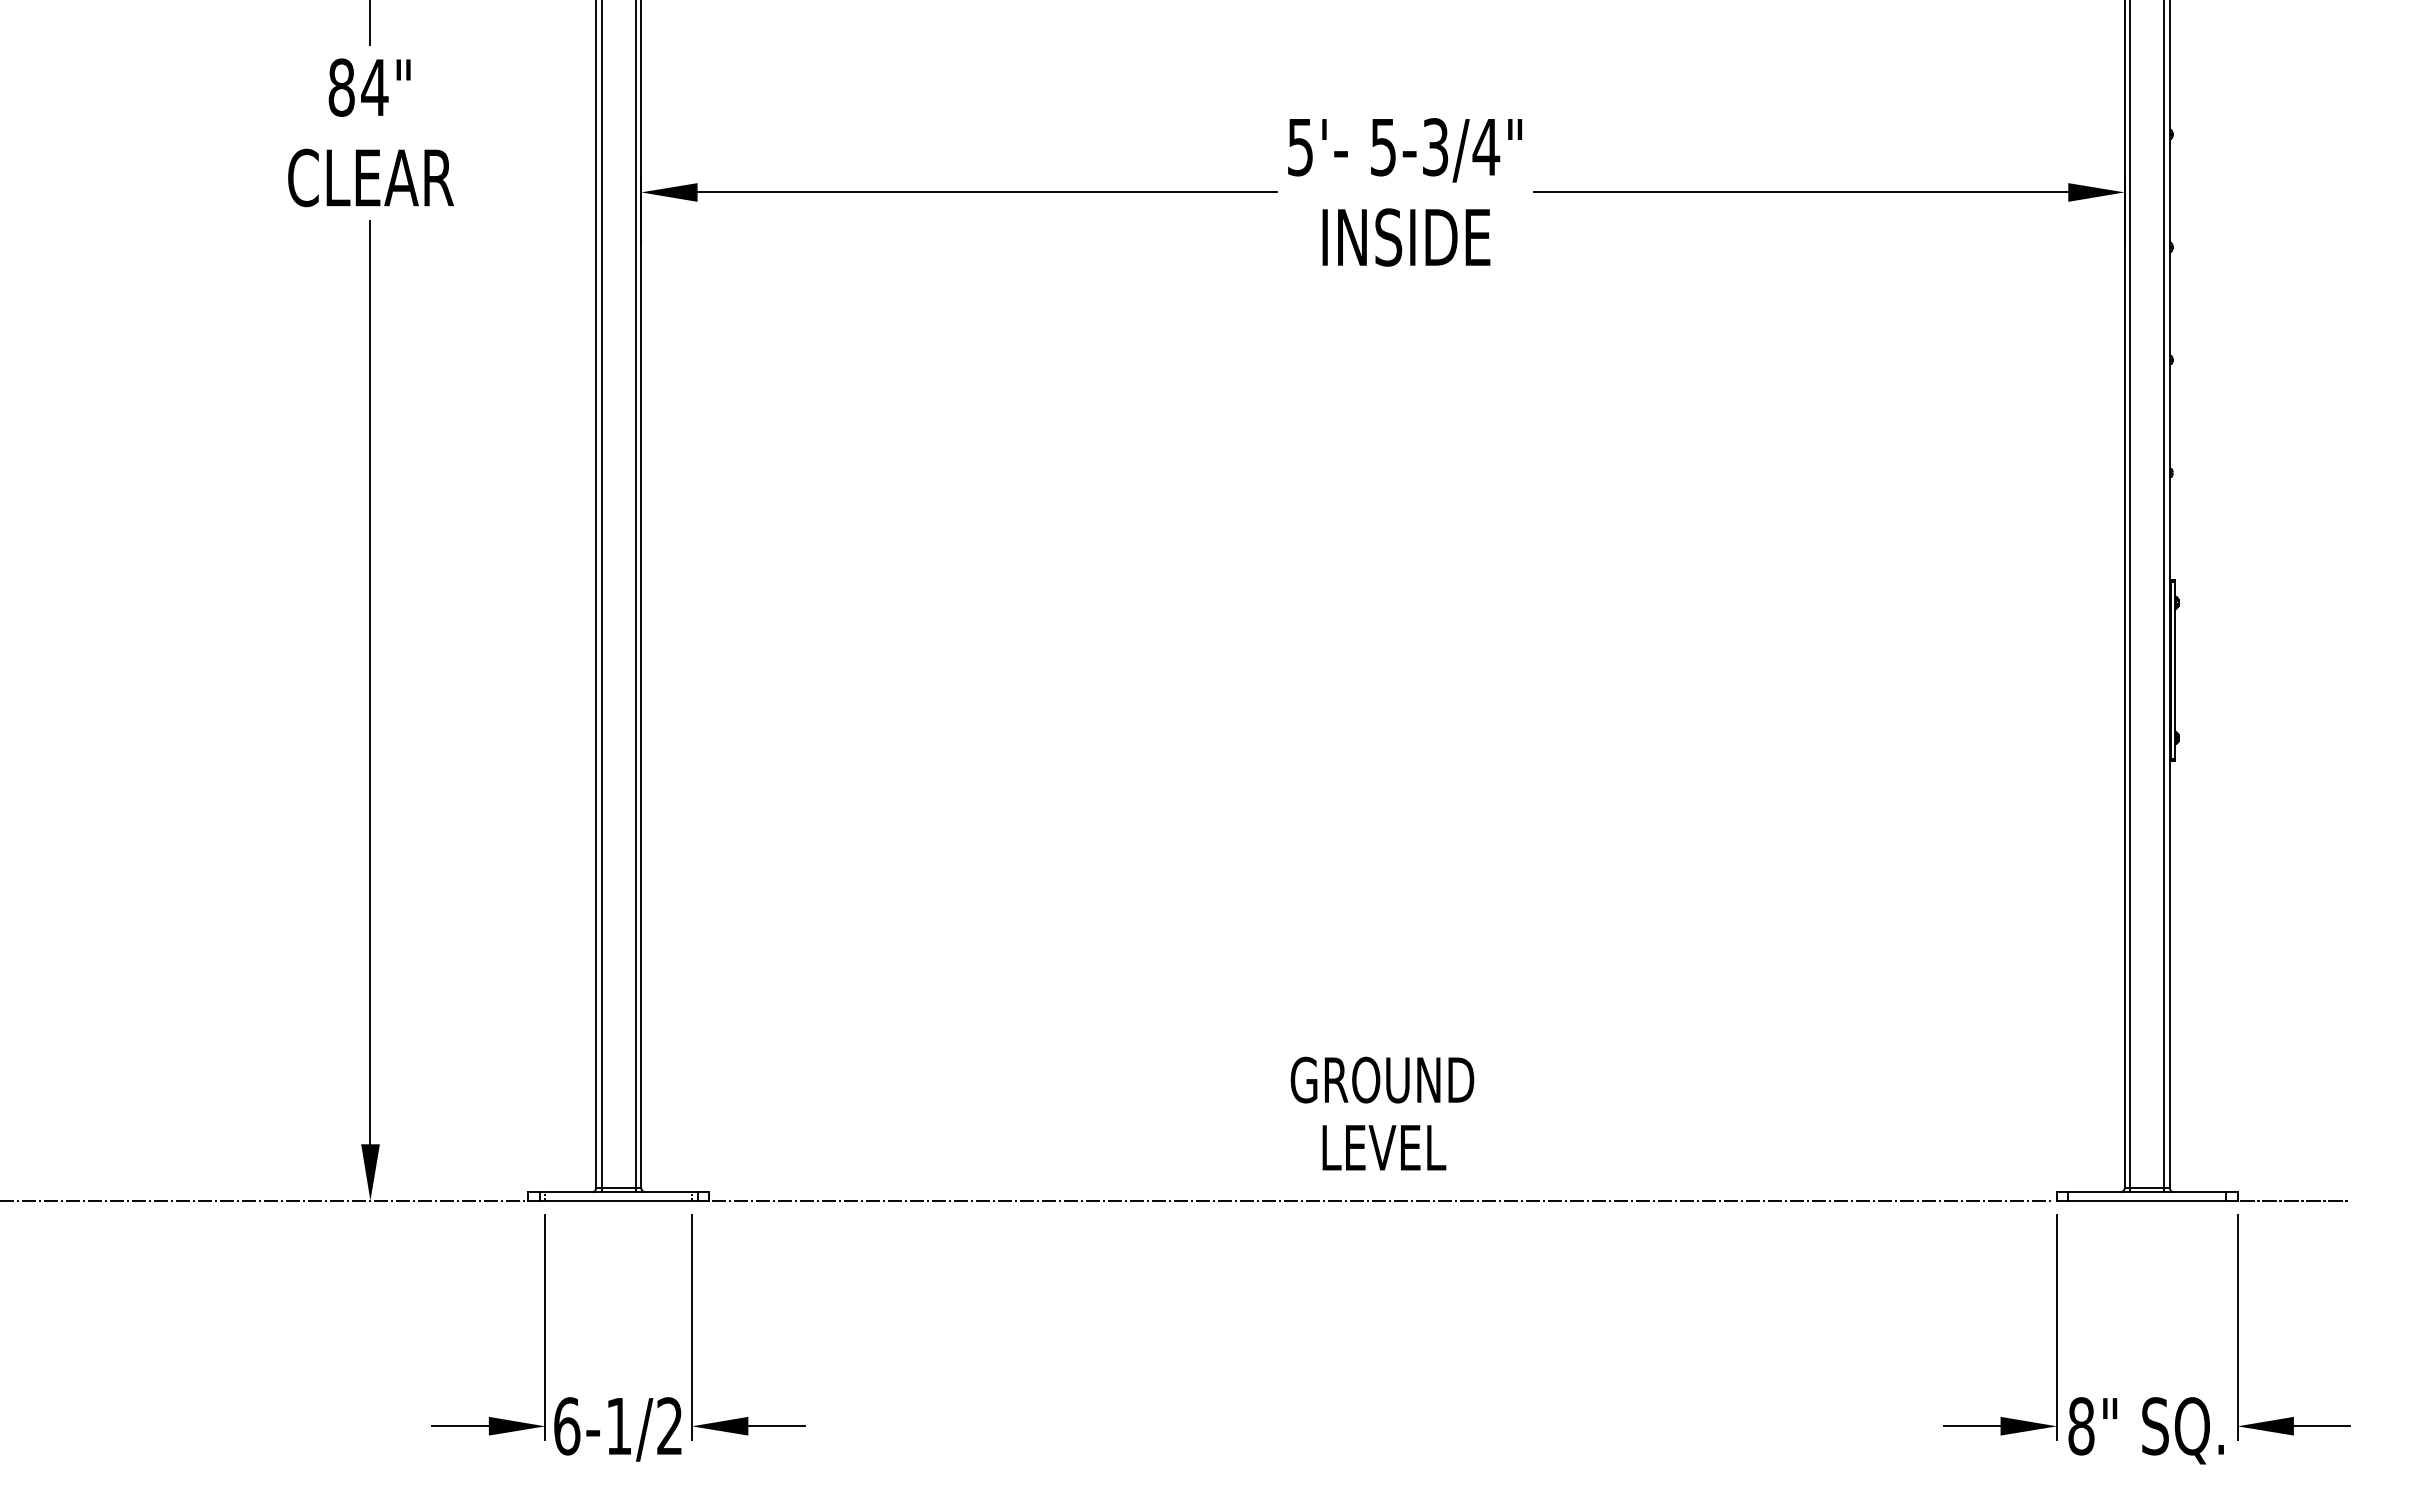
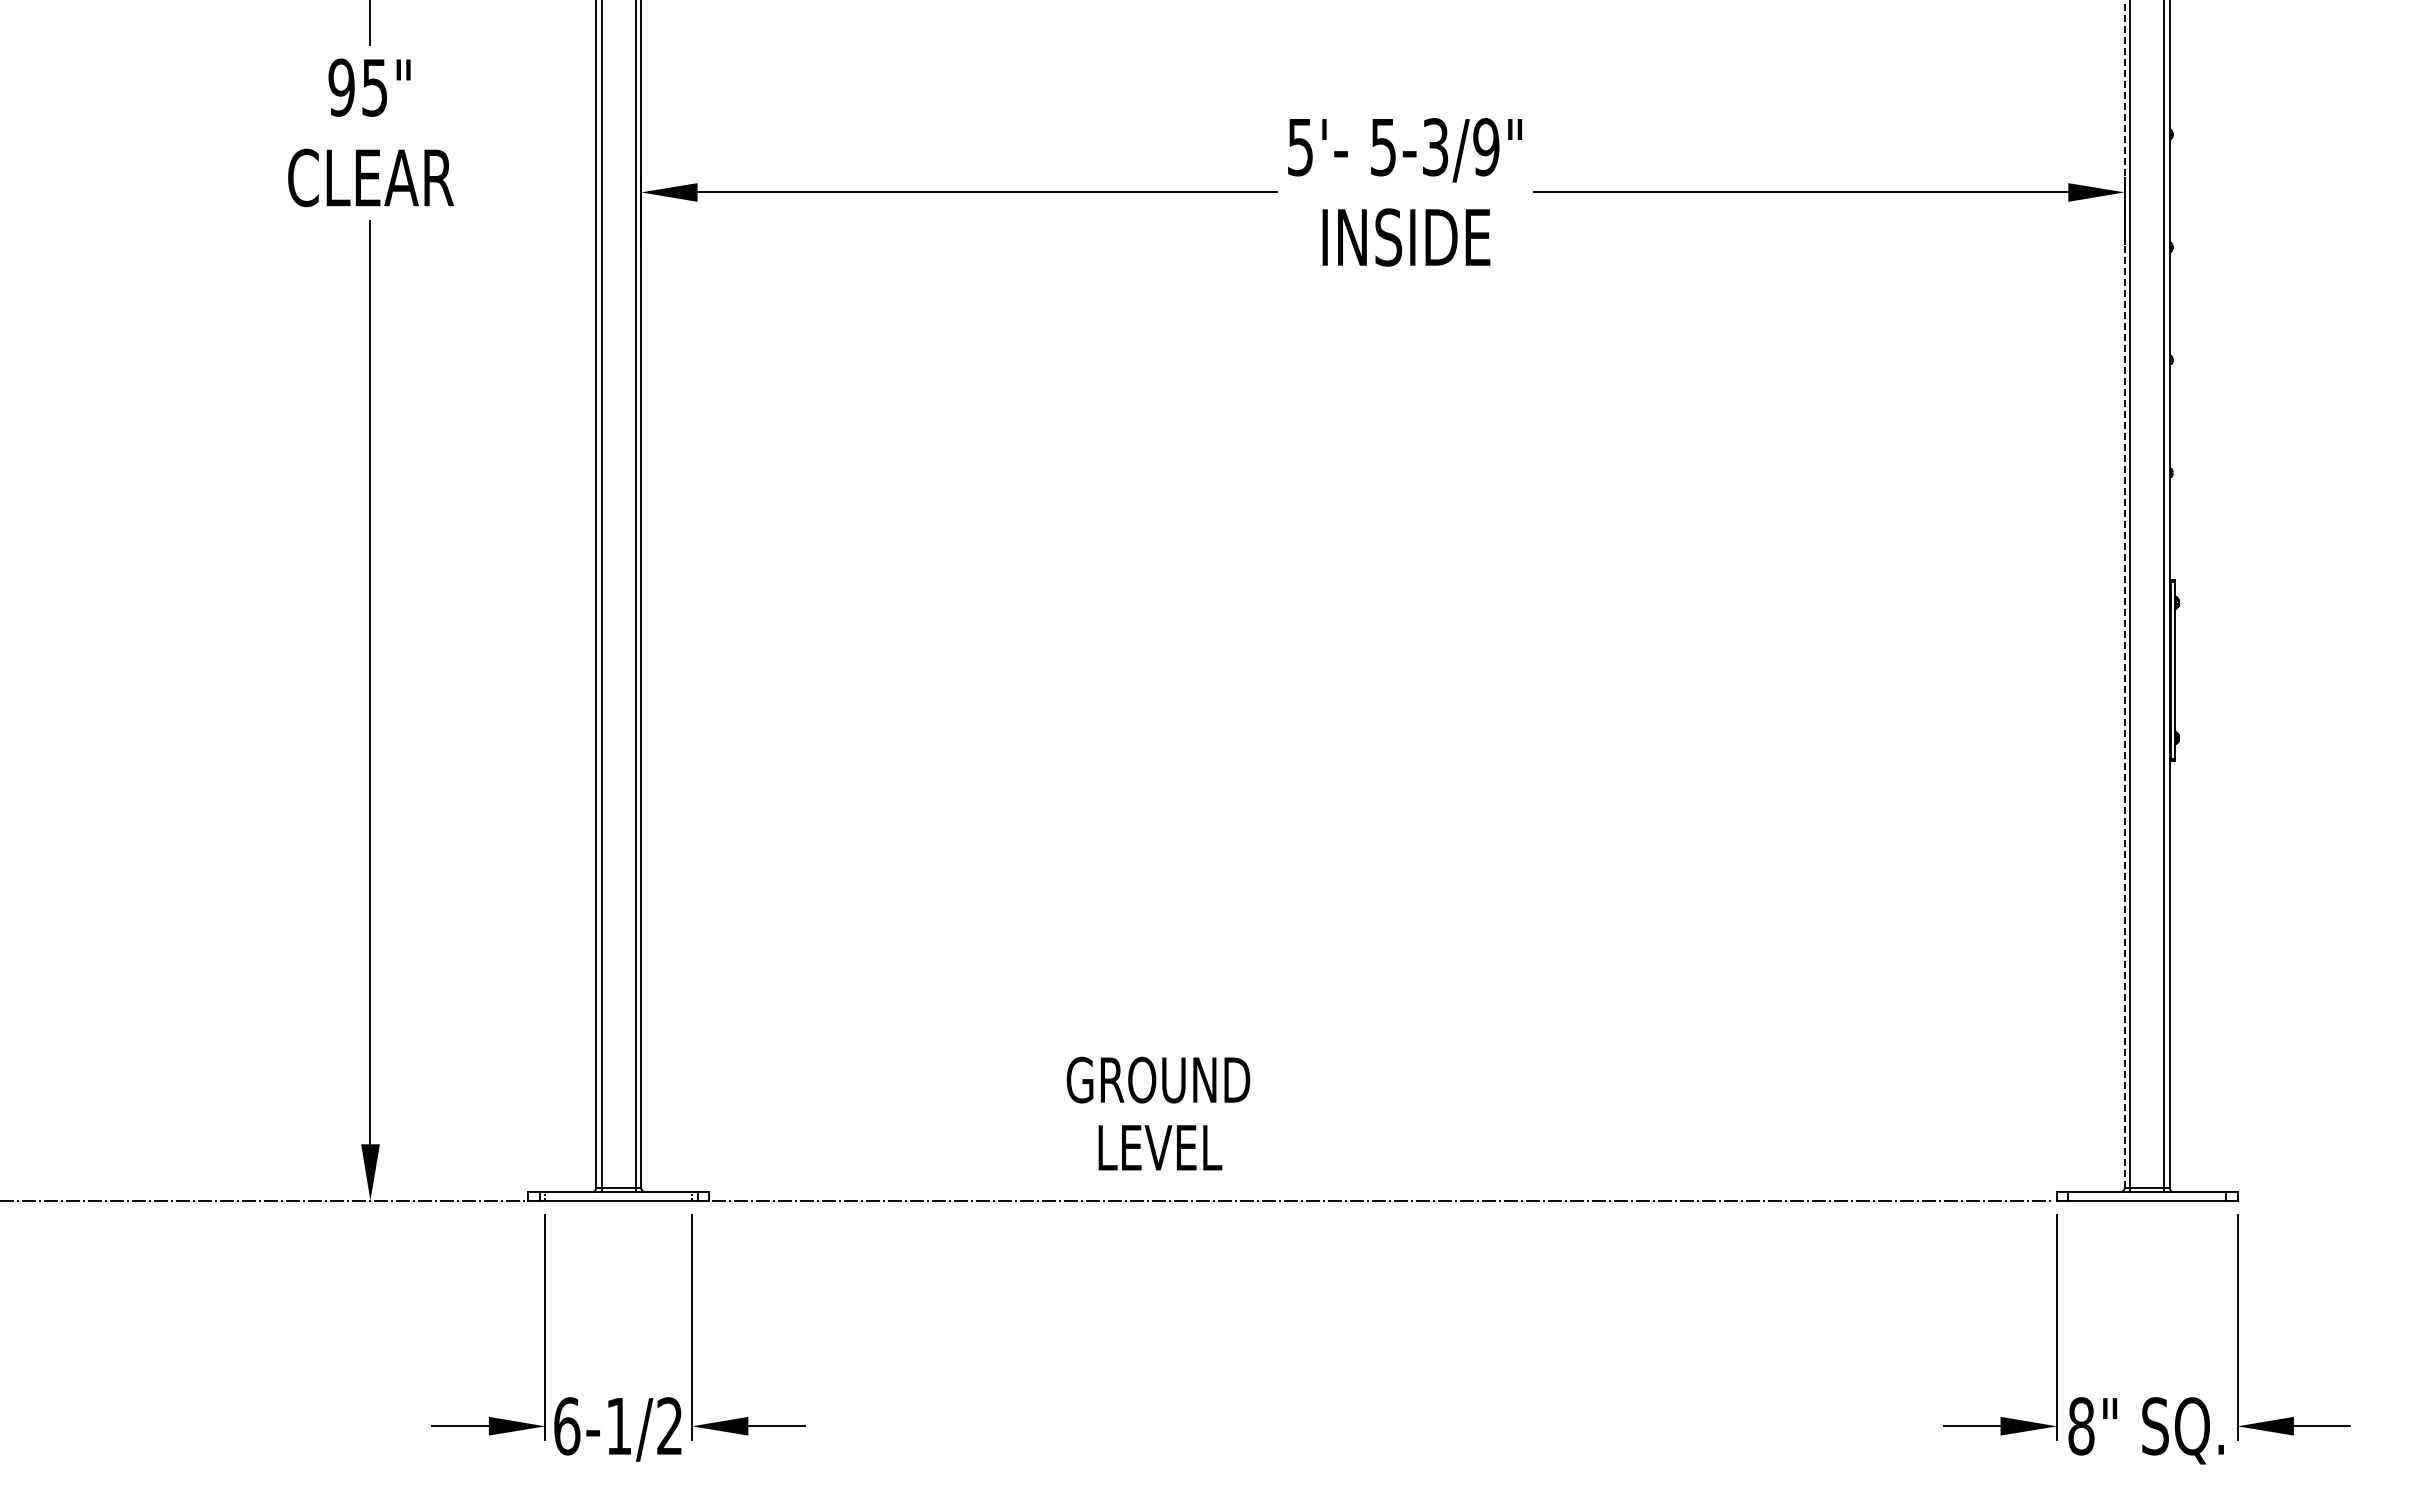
text: 84" -> 95" (358, 87)
text: 5-3/4" -> 5-3/9" (1486, 147)
line: solid -> dashed (2124, 594)
text position: (1382, 1113) -> (1158, 1113) (1158, 1113)
line: present -> none (2295, 1200)
